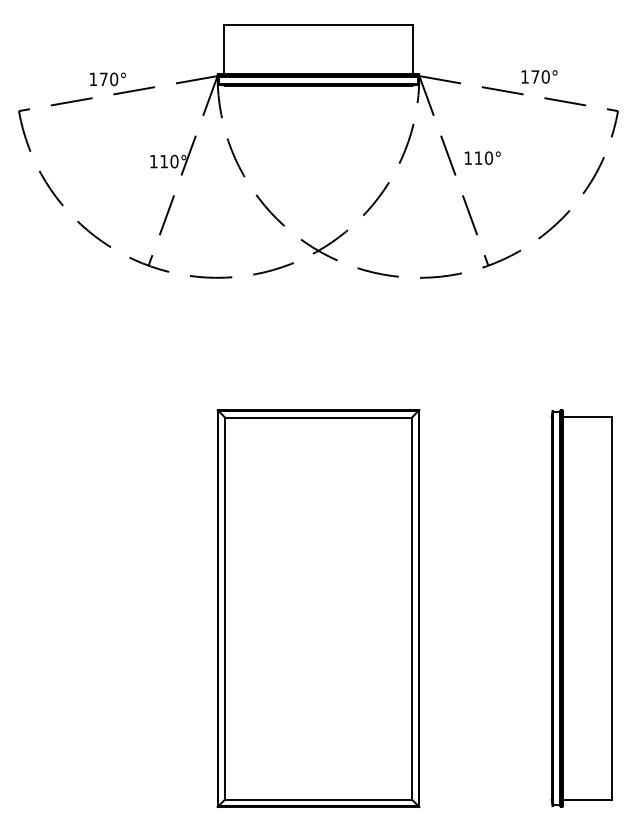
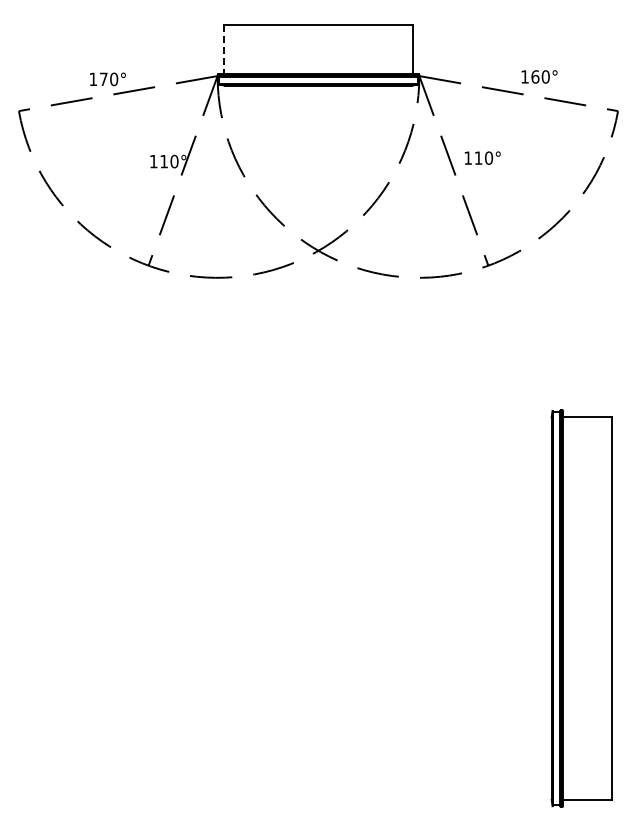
line: solid -> dashed (224, 49)
text: 170° -> 160° (535, 76)
part: present -> none (318, 608)
